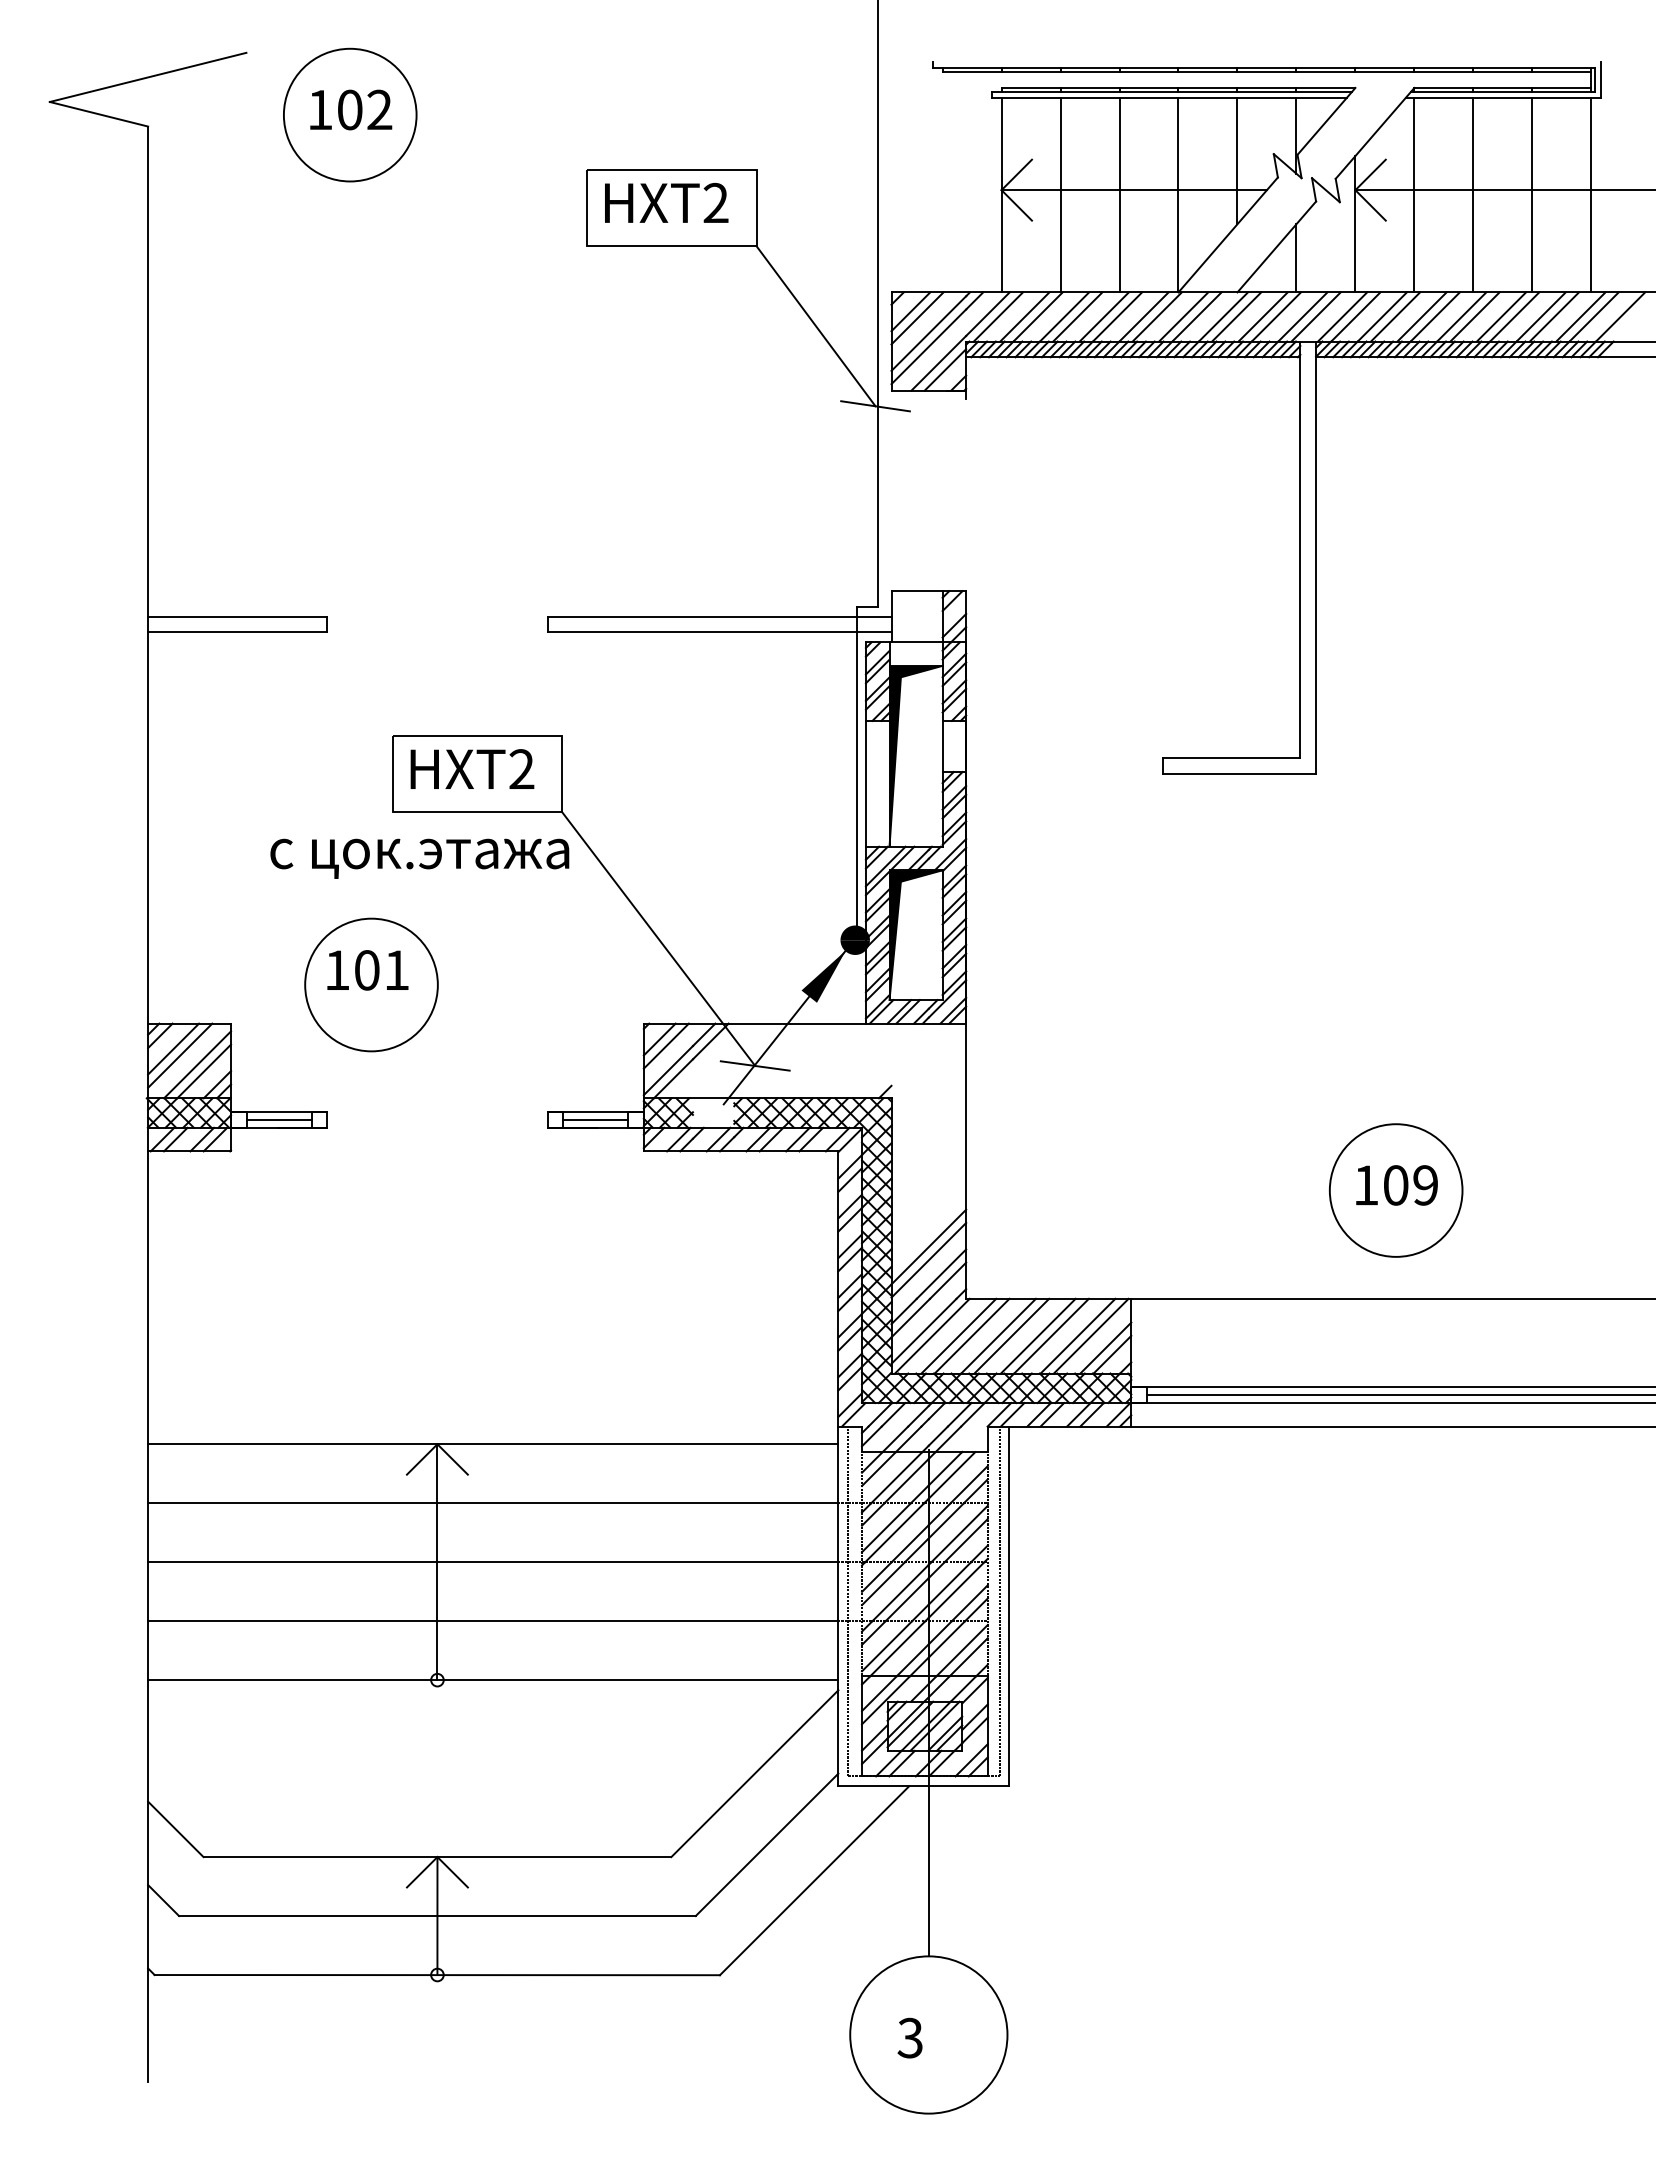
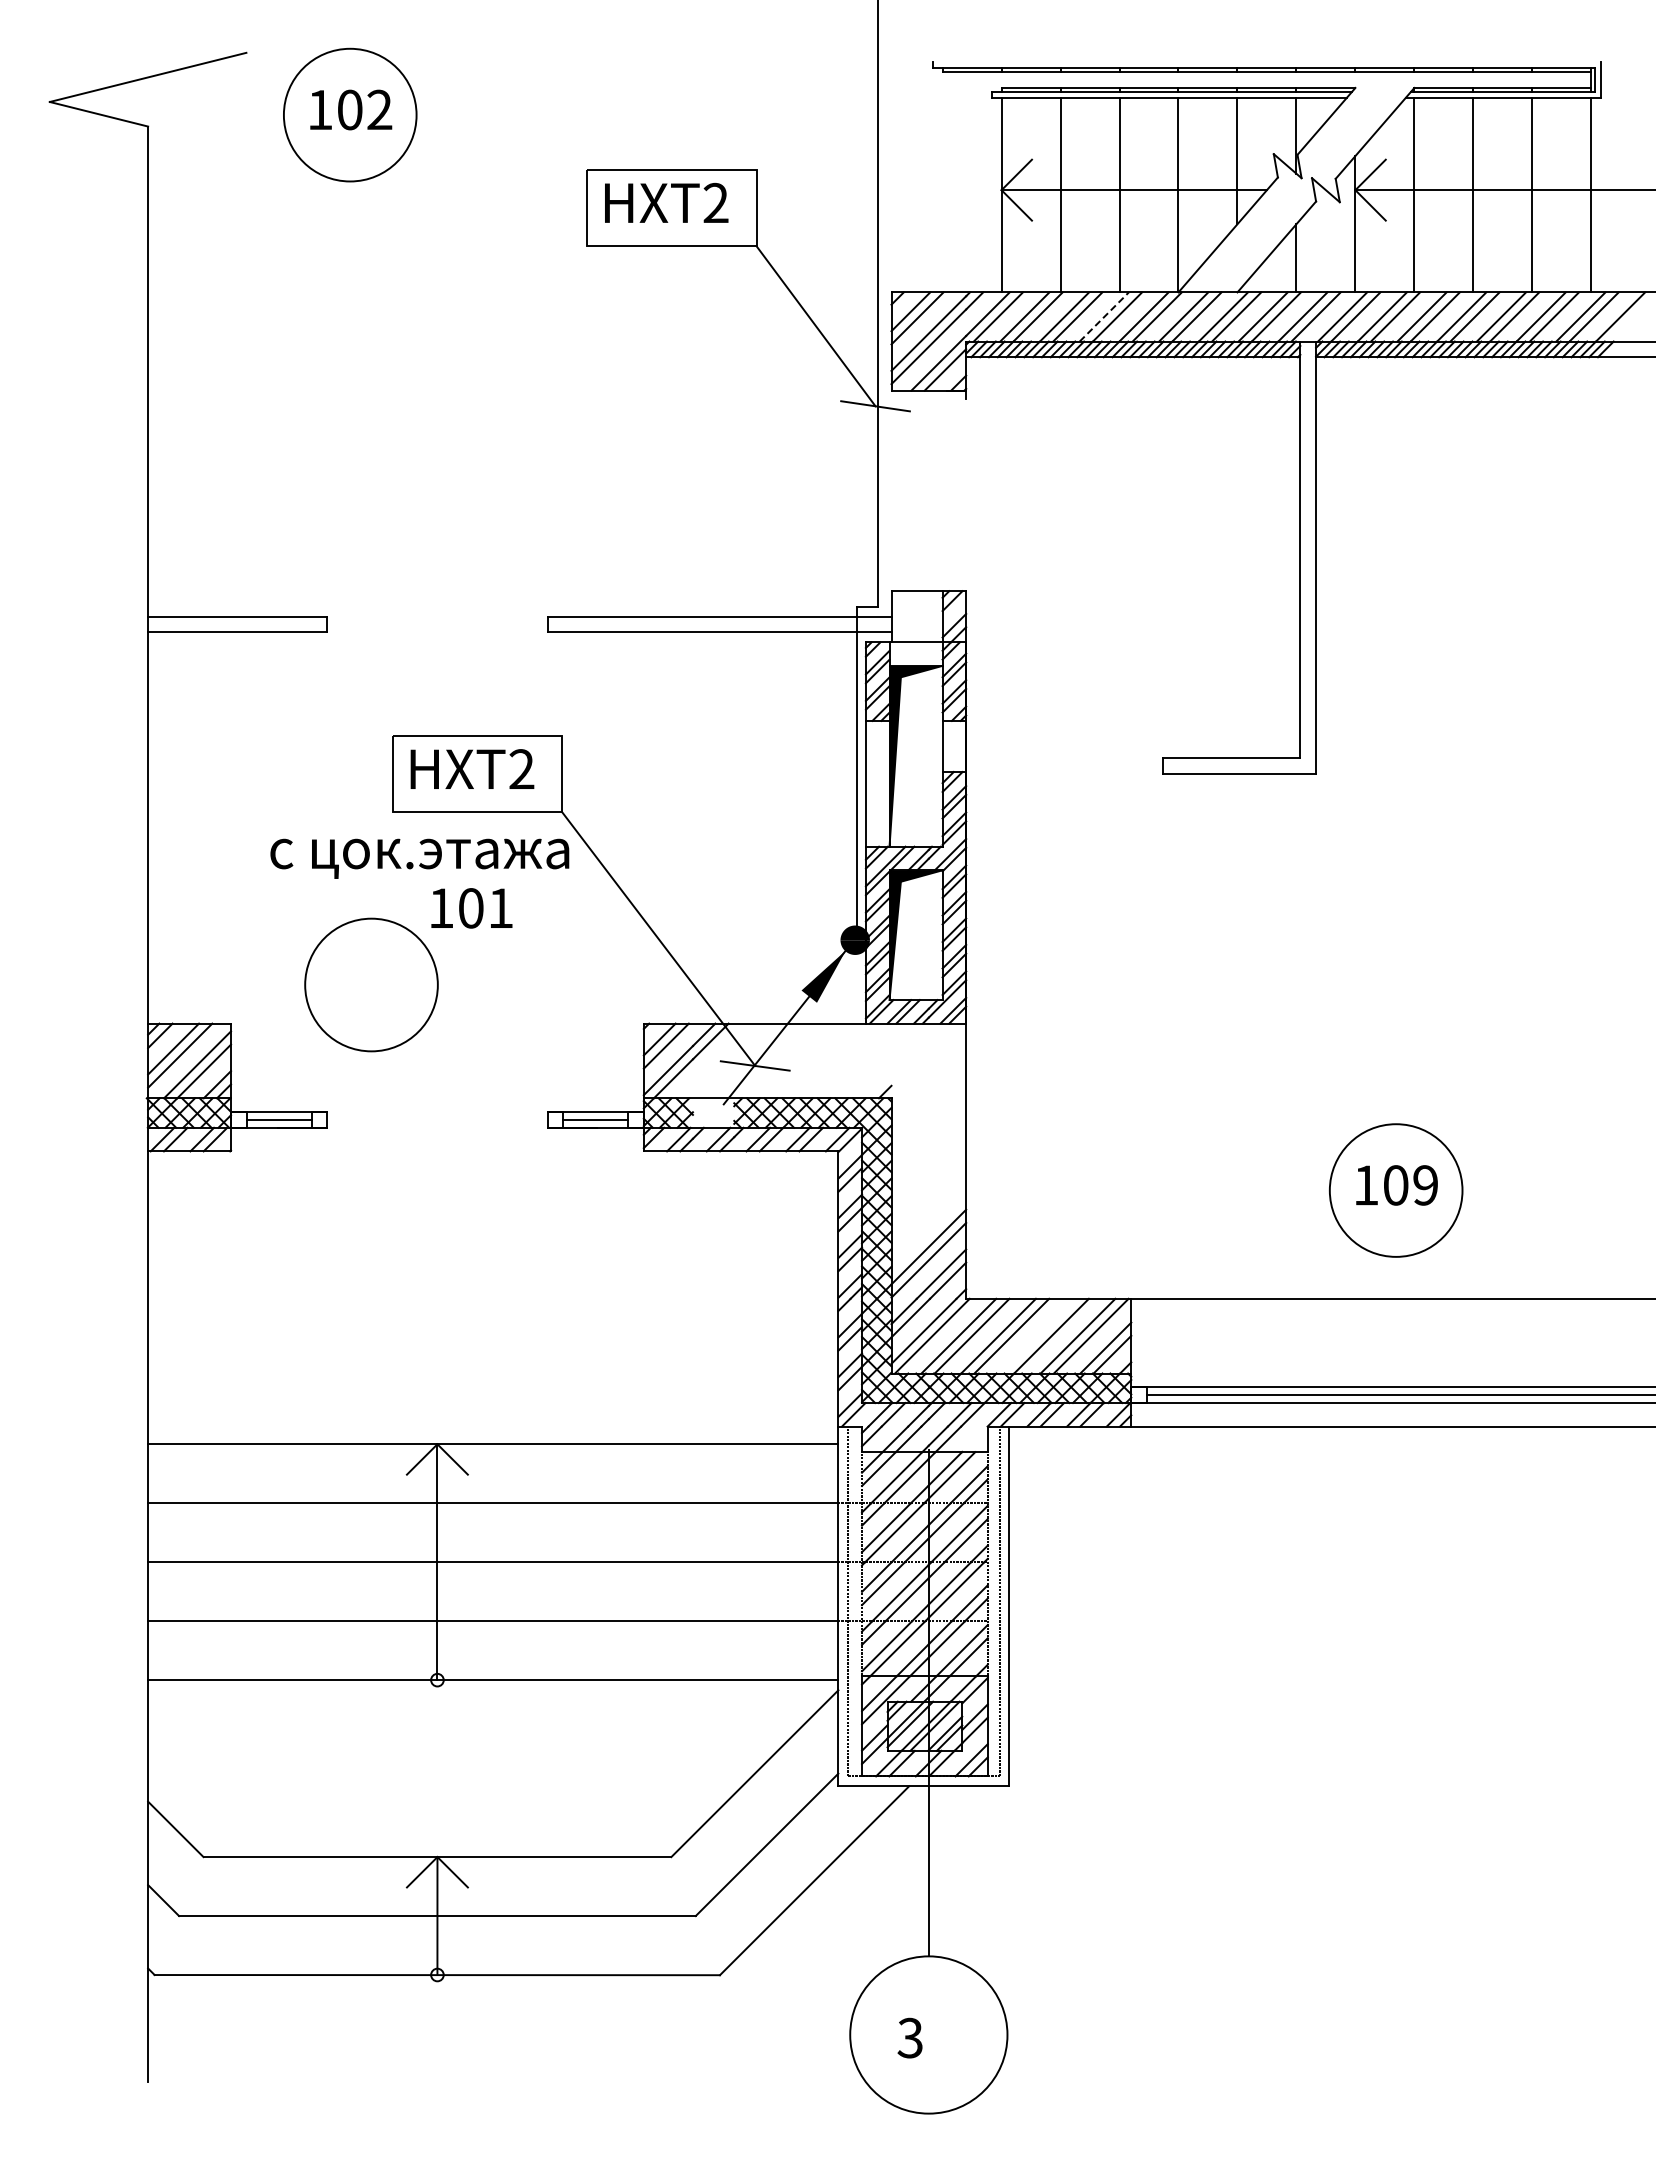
line: solid -> dashed (1104, 316)
text position: (367, 970) -> (471, 908) (471, 908)
line: present -> none (1037, 1335)
